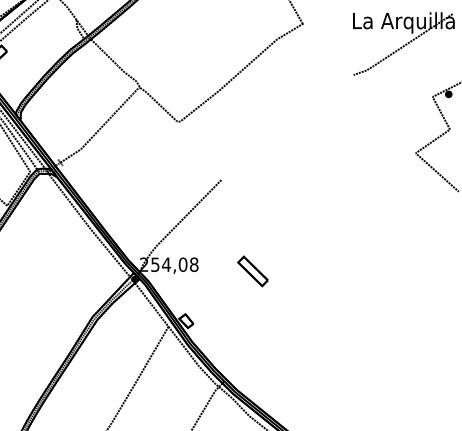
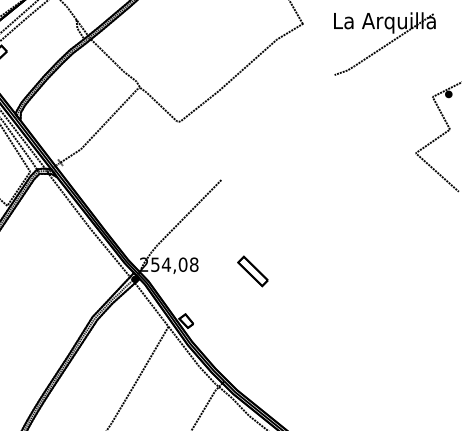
part position: (403, 43) -> (384, 43) (384, 43)
